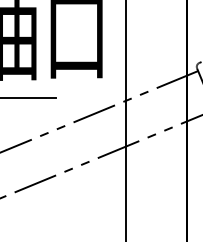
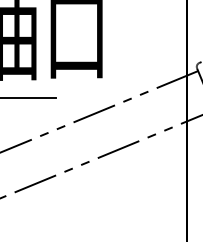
line: present -> none (125, 120)
